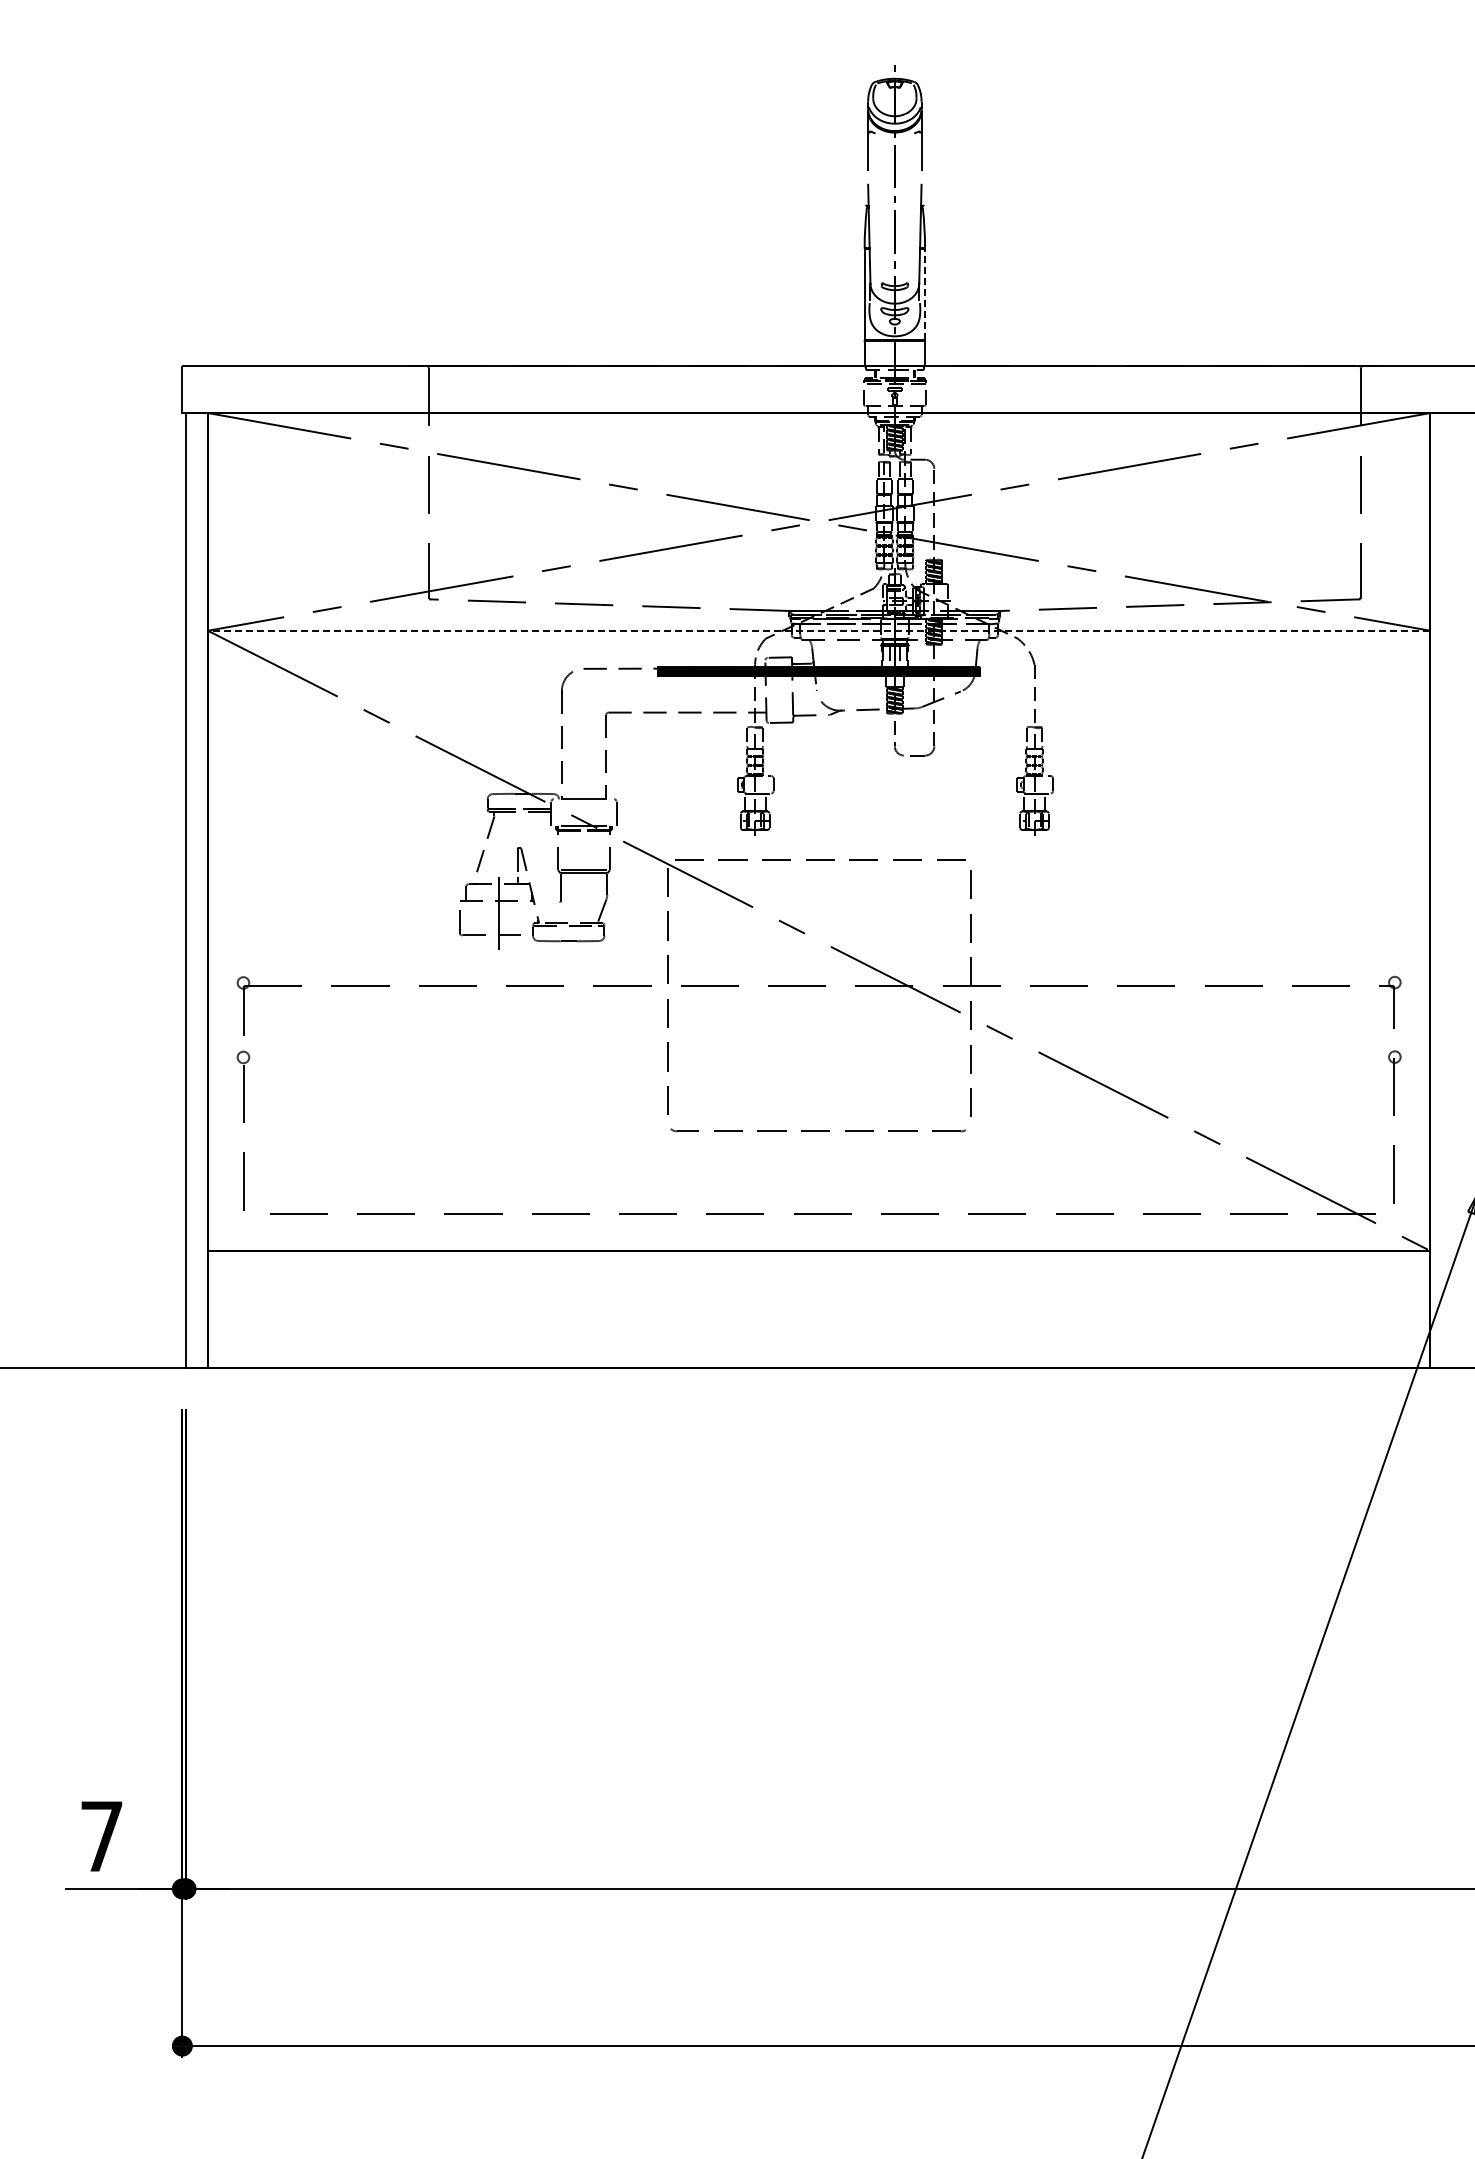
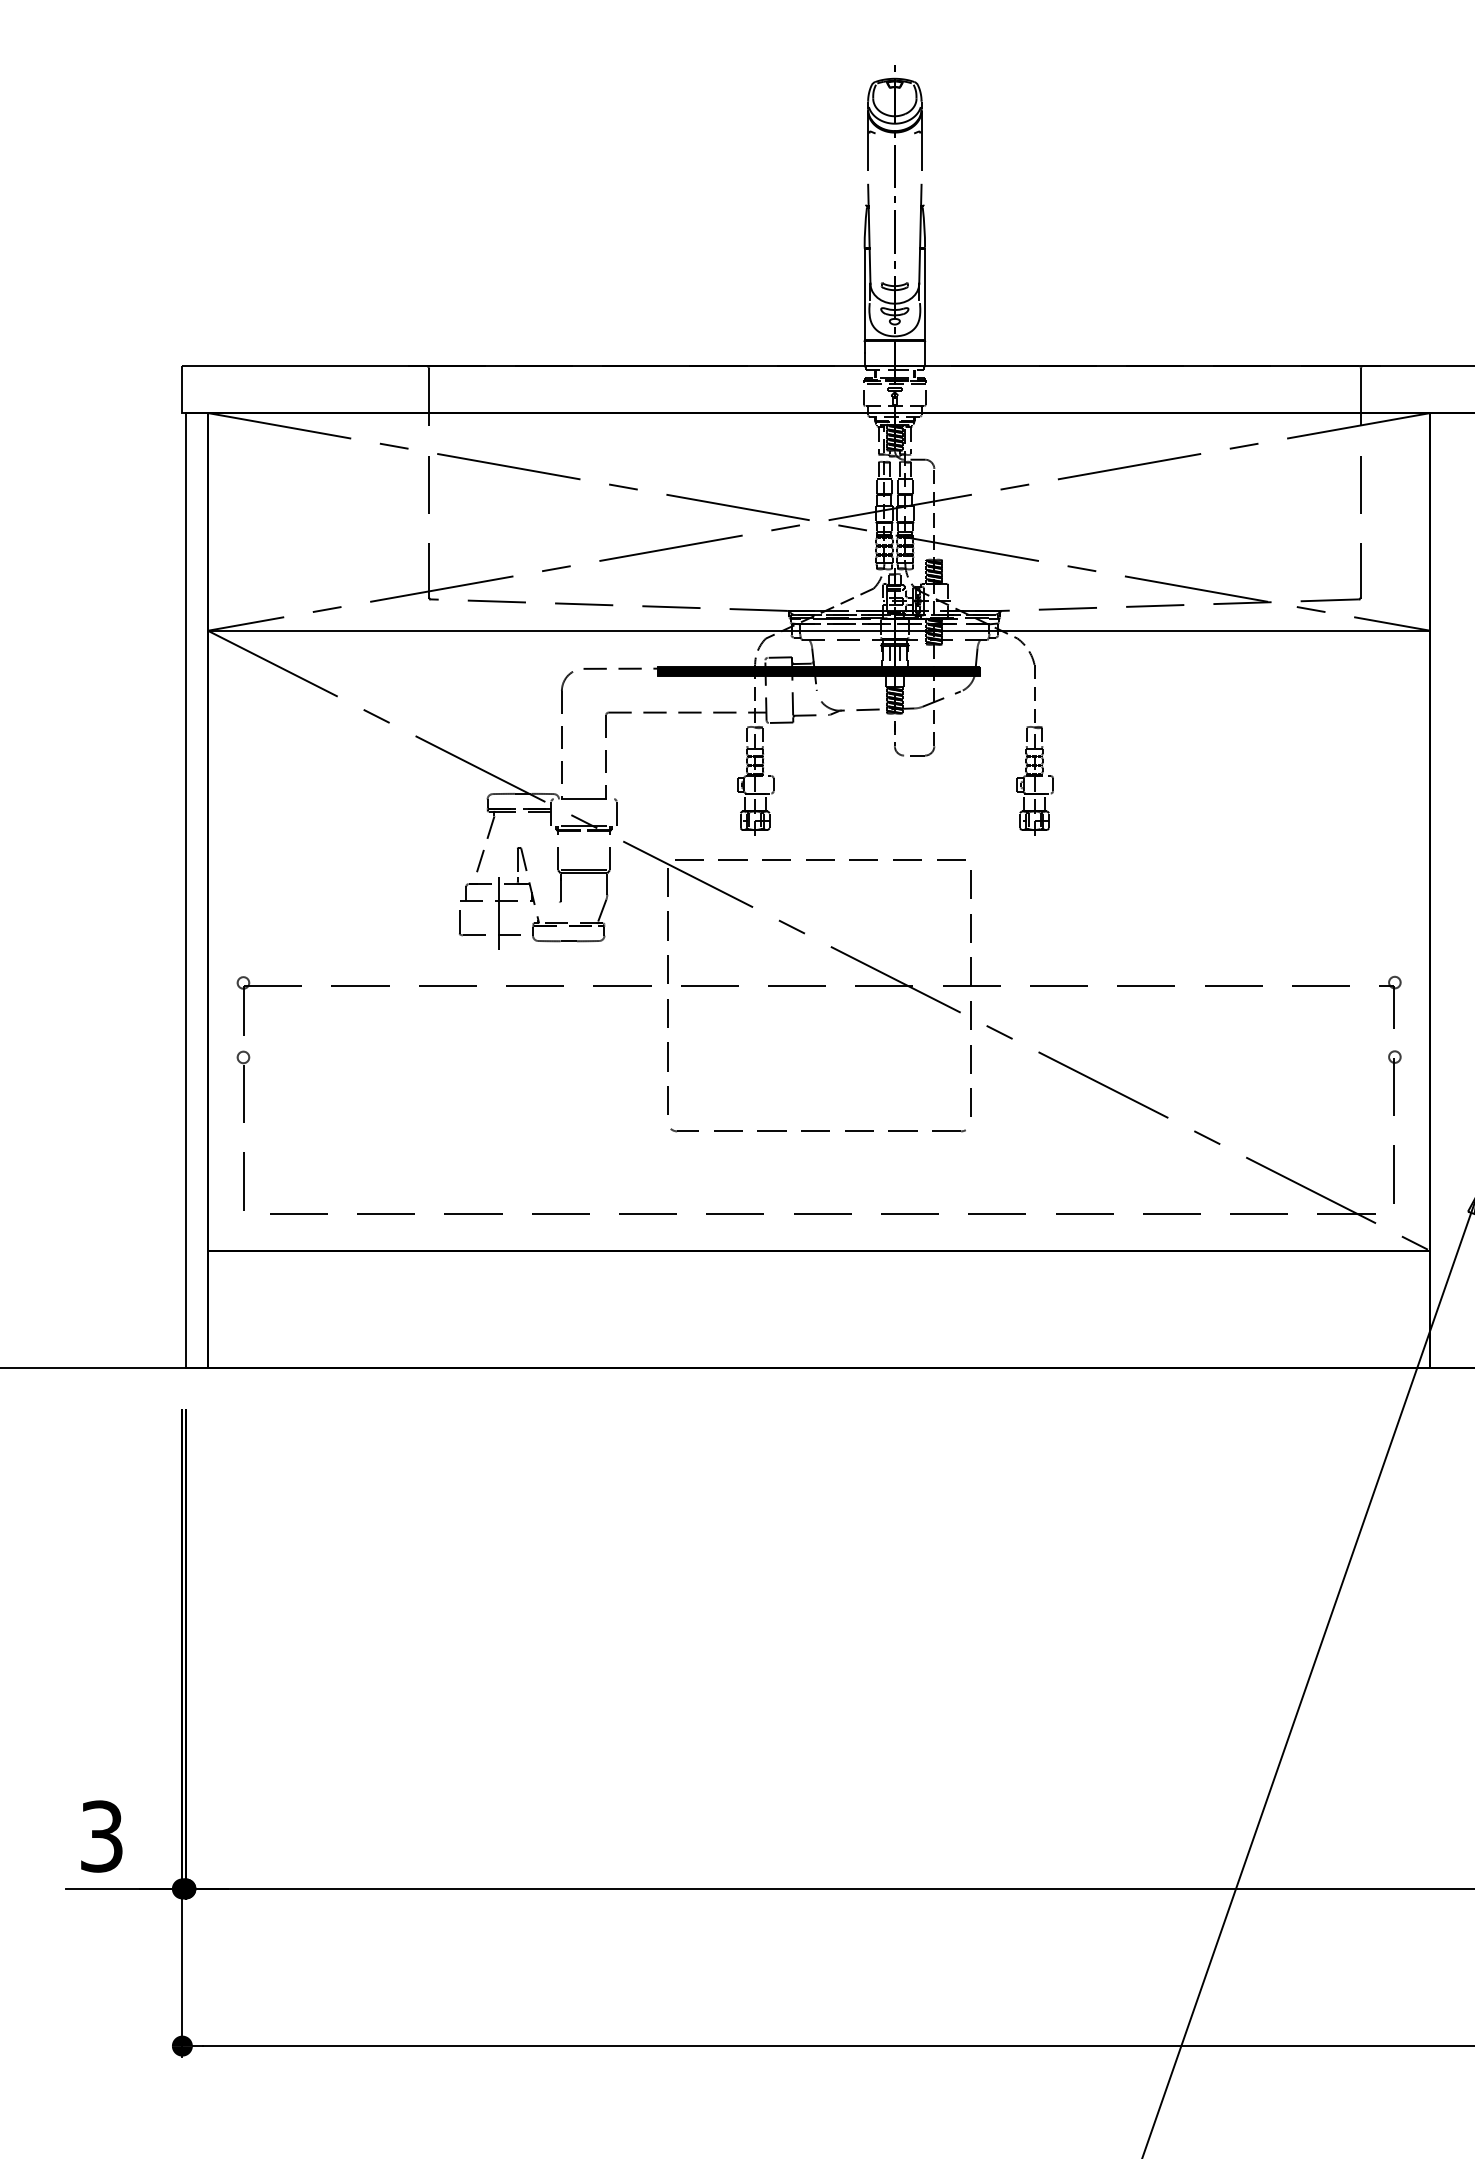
line: dashed -> solid (925, 294)
line: dashed -> solid (818, 630)
text: 7 -> 3 (101, 1836)
